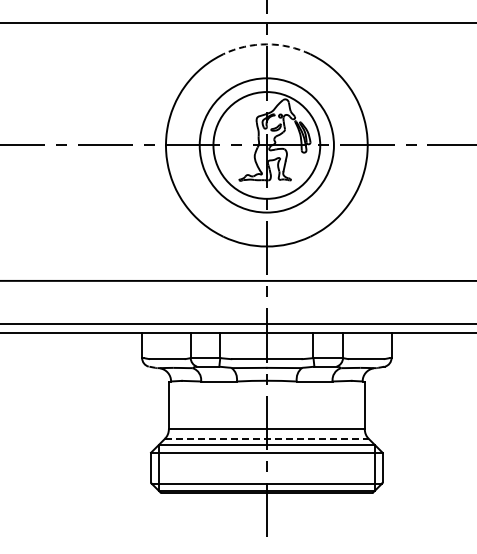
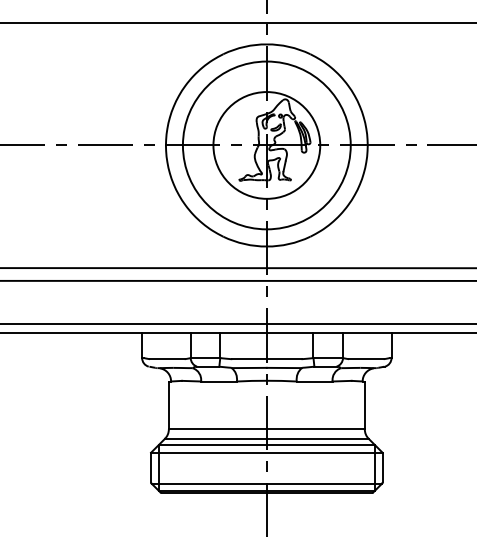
arc: dashed -> solid (266, 44)
circle diameter: 134 px -> 168 px (266, 145)
line: none -> present (237, 268)
line: dashed -> solid (266, 438)
